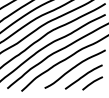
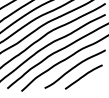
line: present -> none (92, 83)
